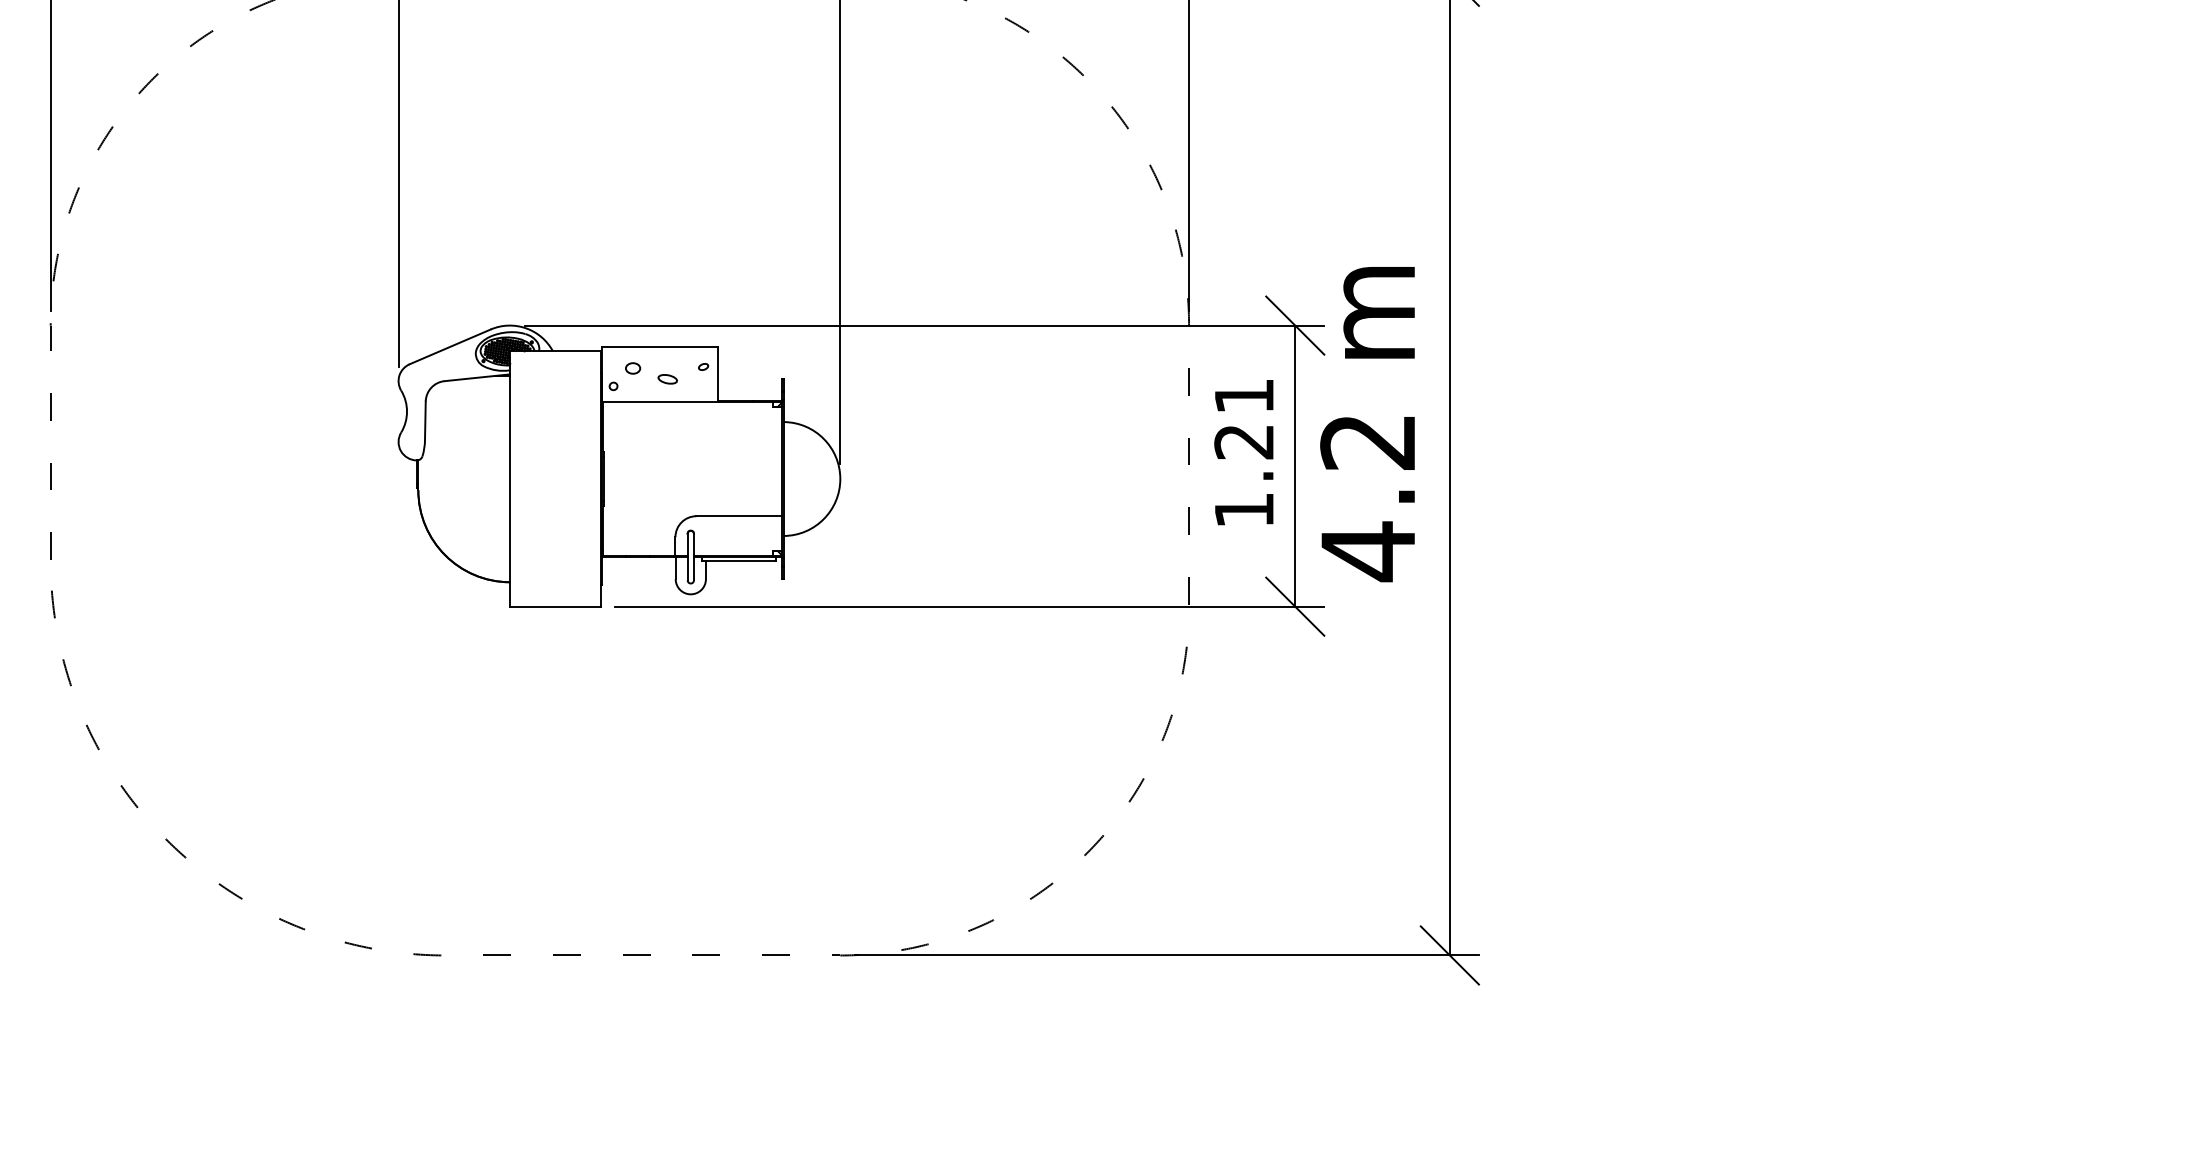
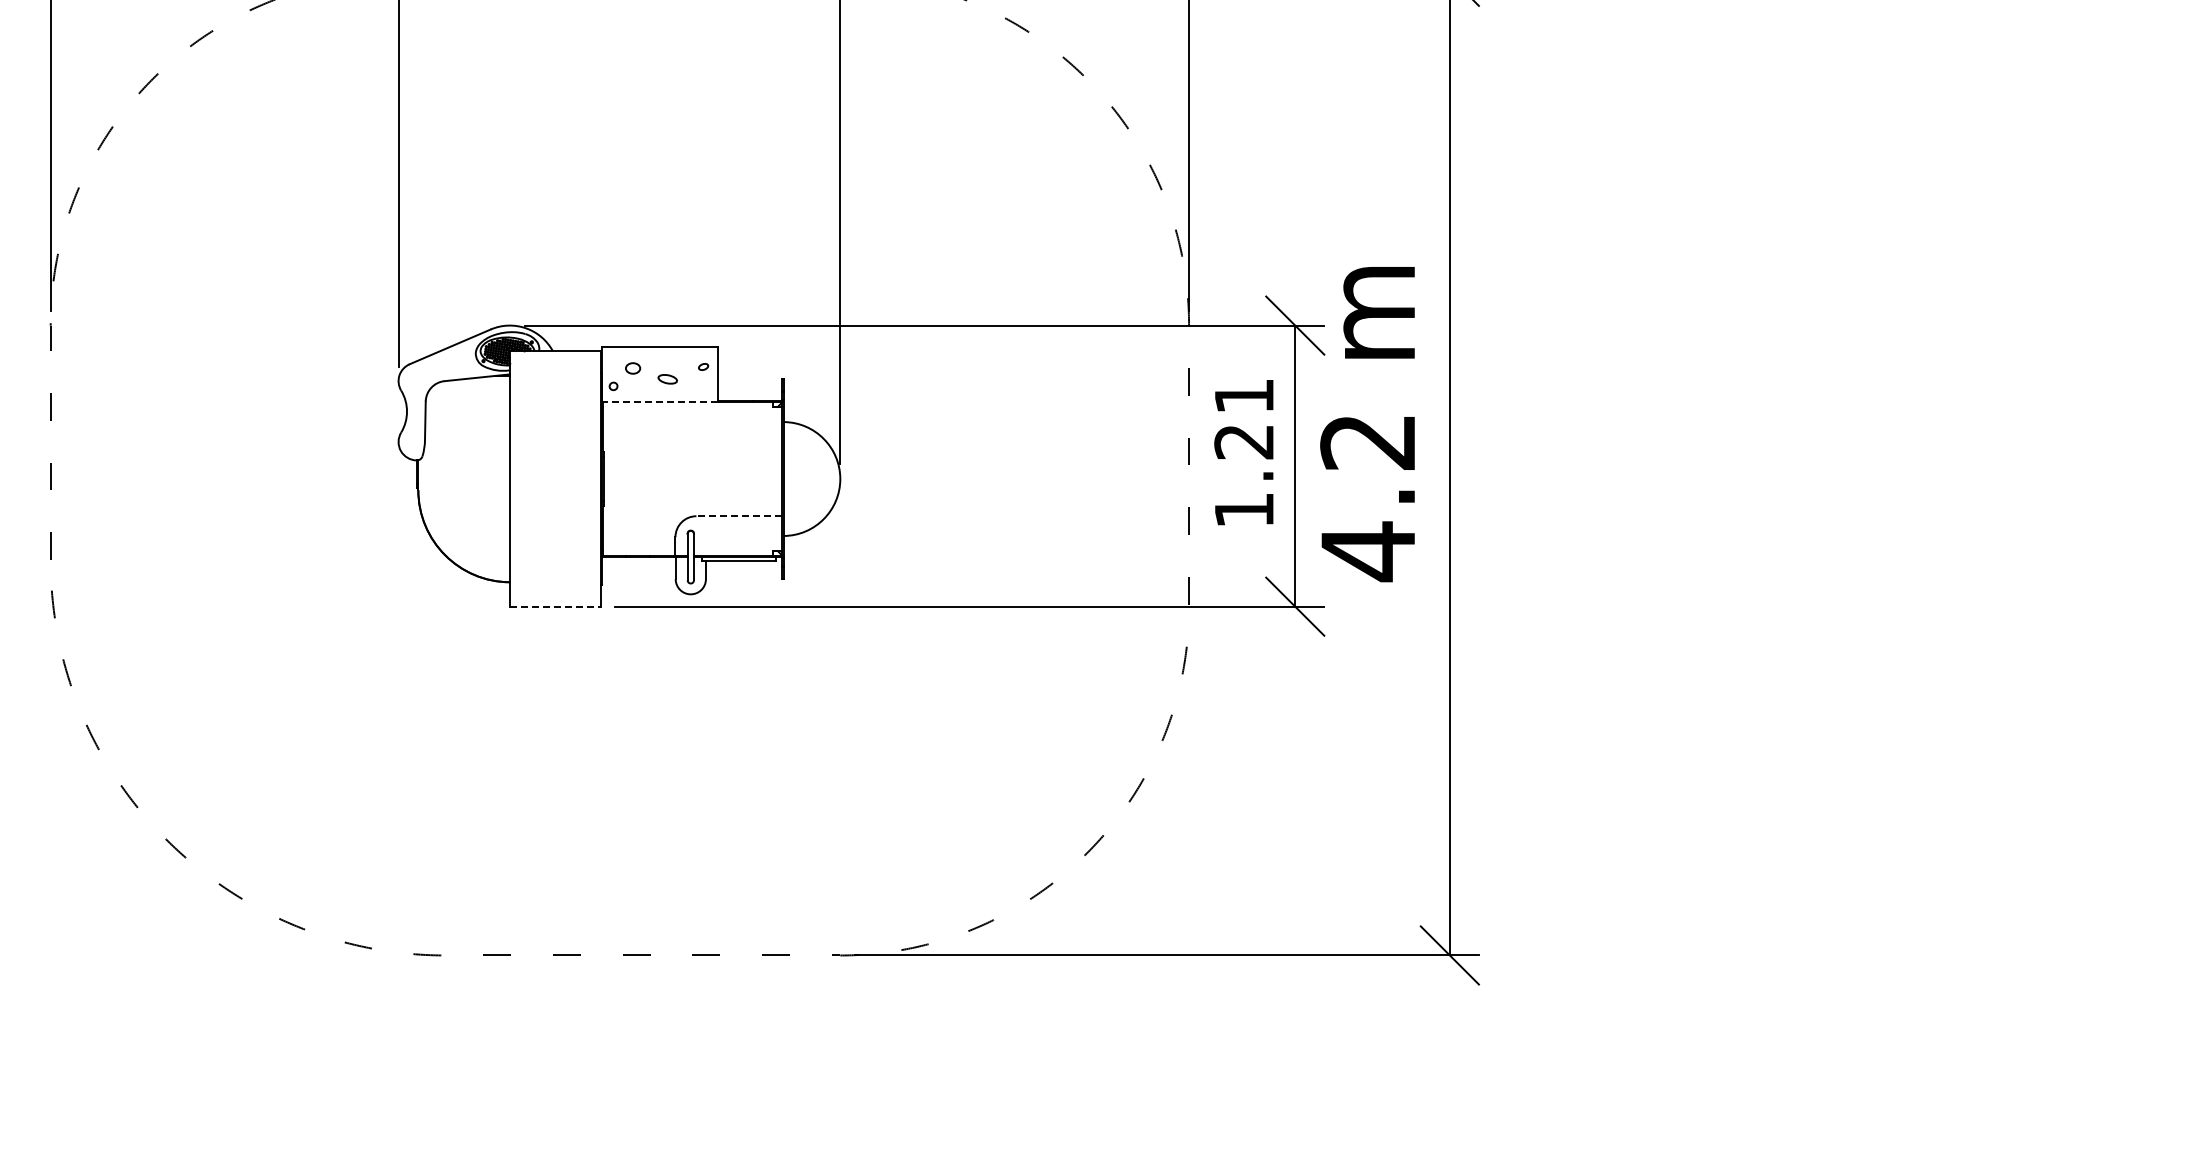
line: solid -> dashed (660, 402)
line: solid -> dashed (738, 516)
line: solid -> dashed (556, 606)
